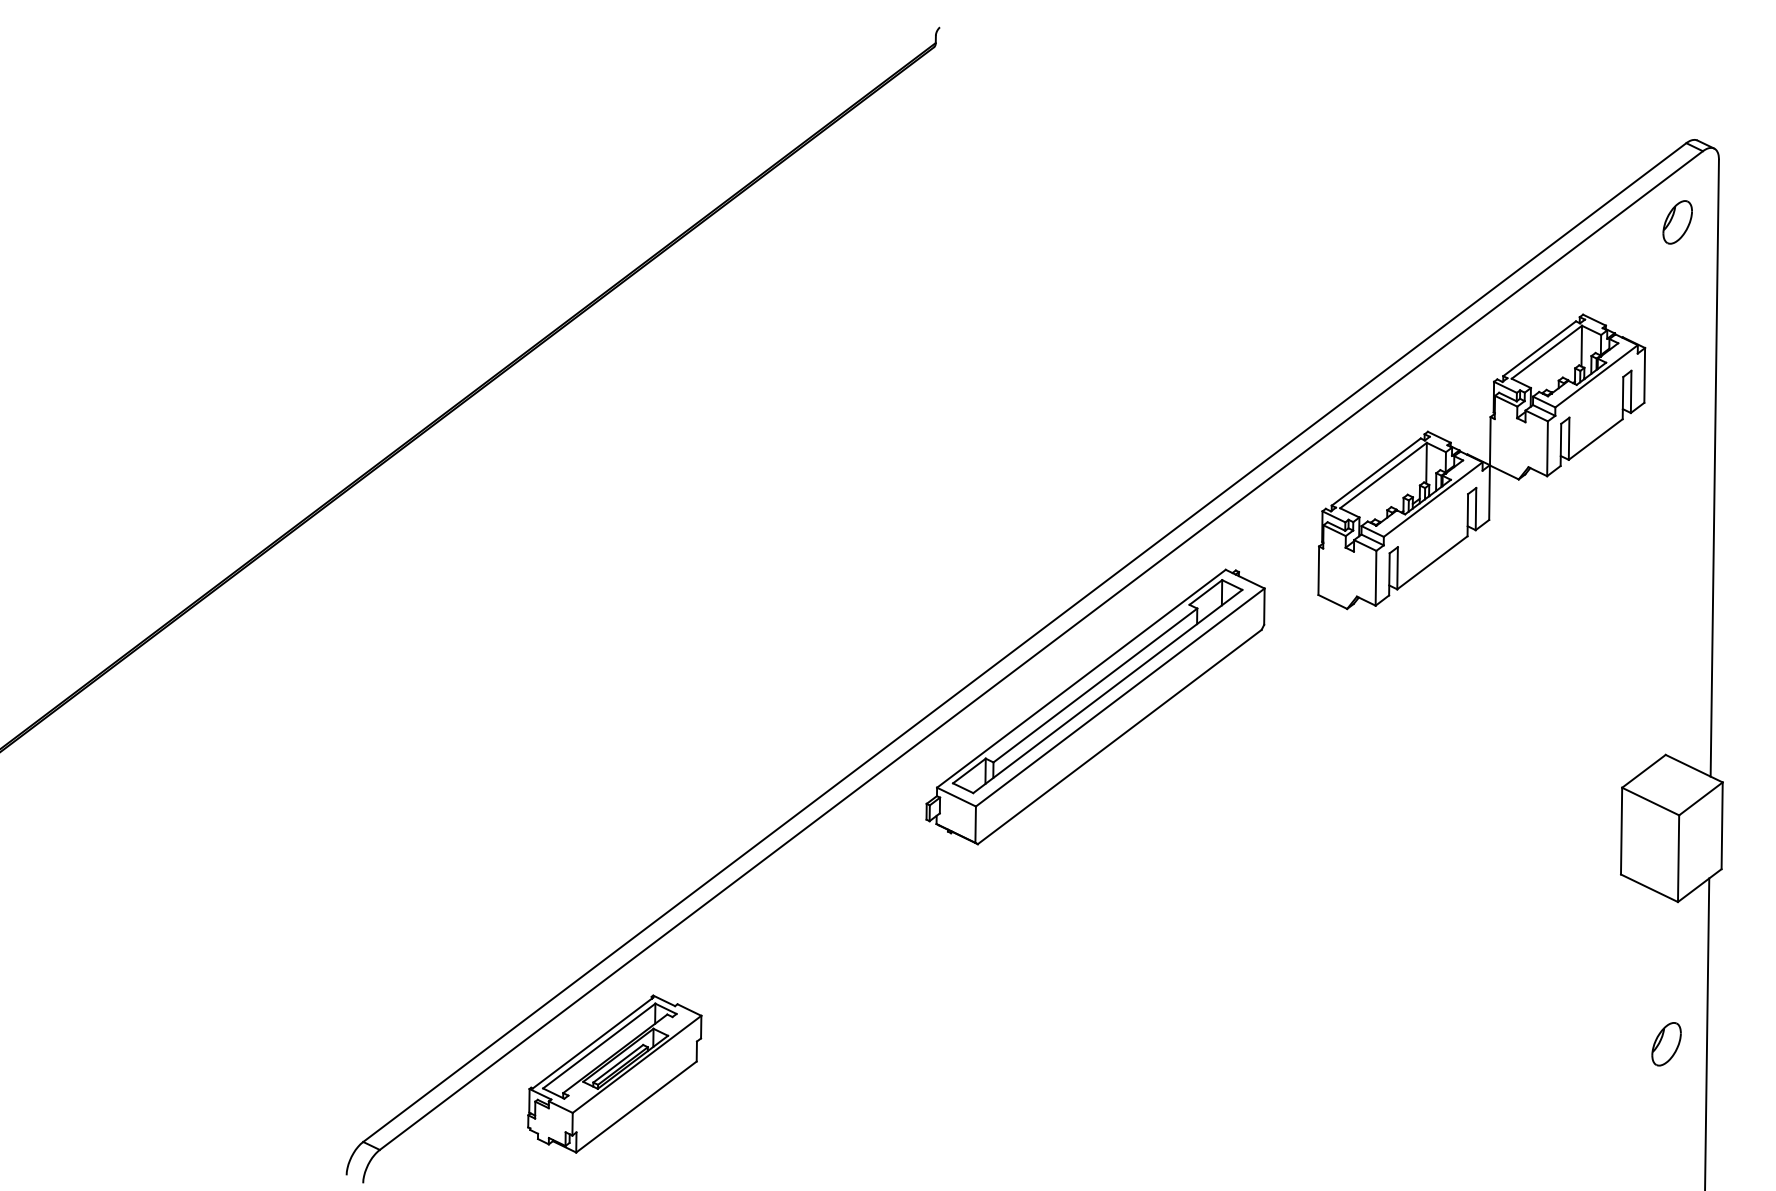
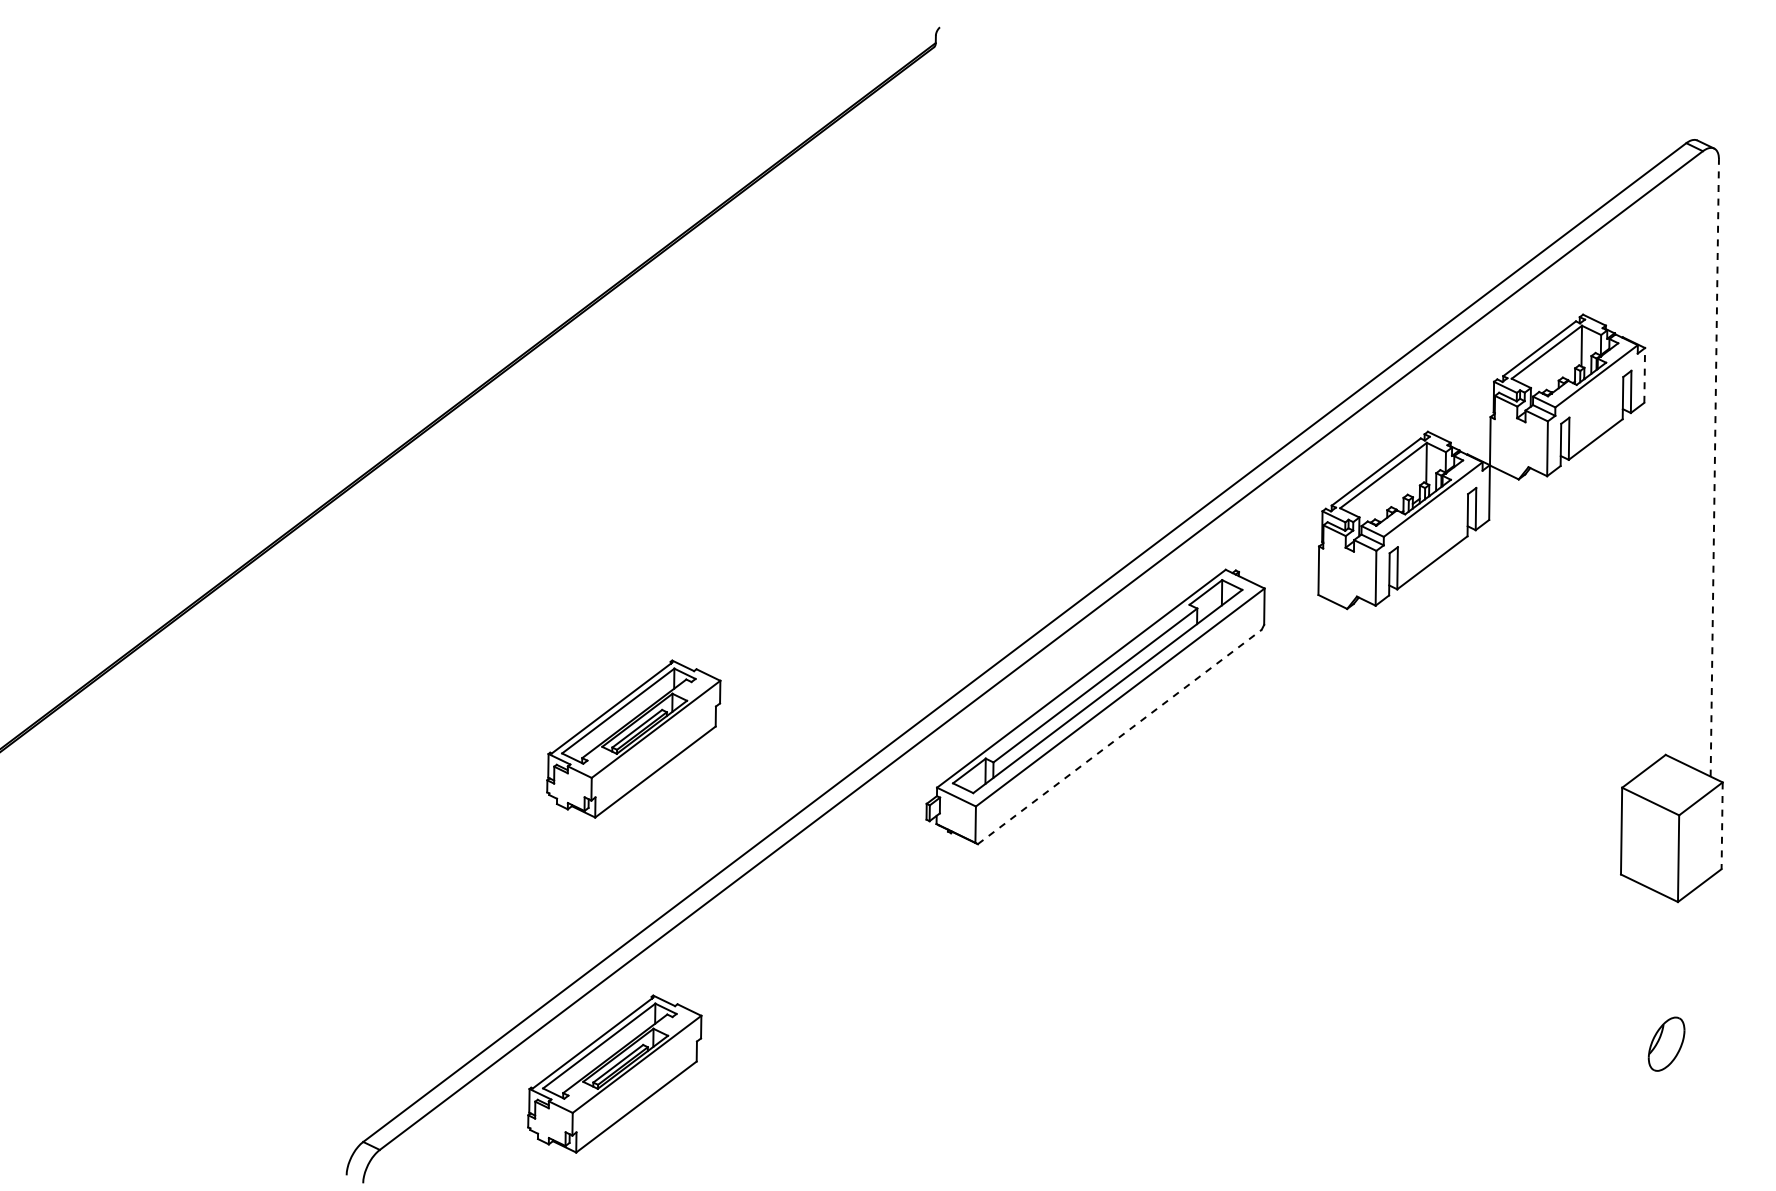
part: present -> none (1677, 222)
line: solid -> dashed (1644, 374)
line: solid -> dashed (1714, 467)
line: solid -> dashed (1119, 737)
part: none -> present (633, 738)
line: solid -> dashed (1722, 826)
line: present -> none (1707, 1032)
part size: 31x45 px -> 39x56 px (1666, 1043)
